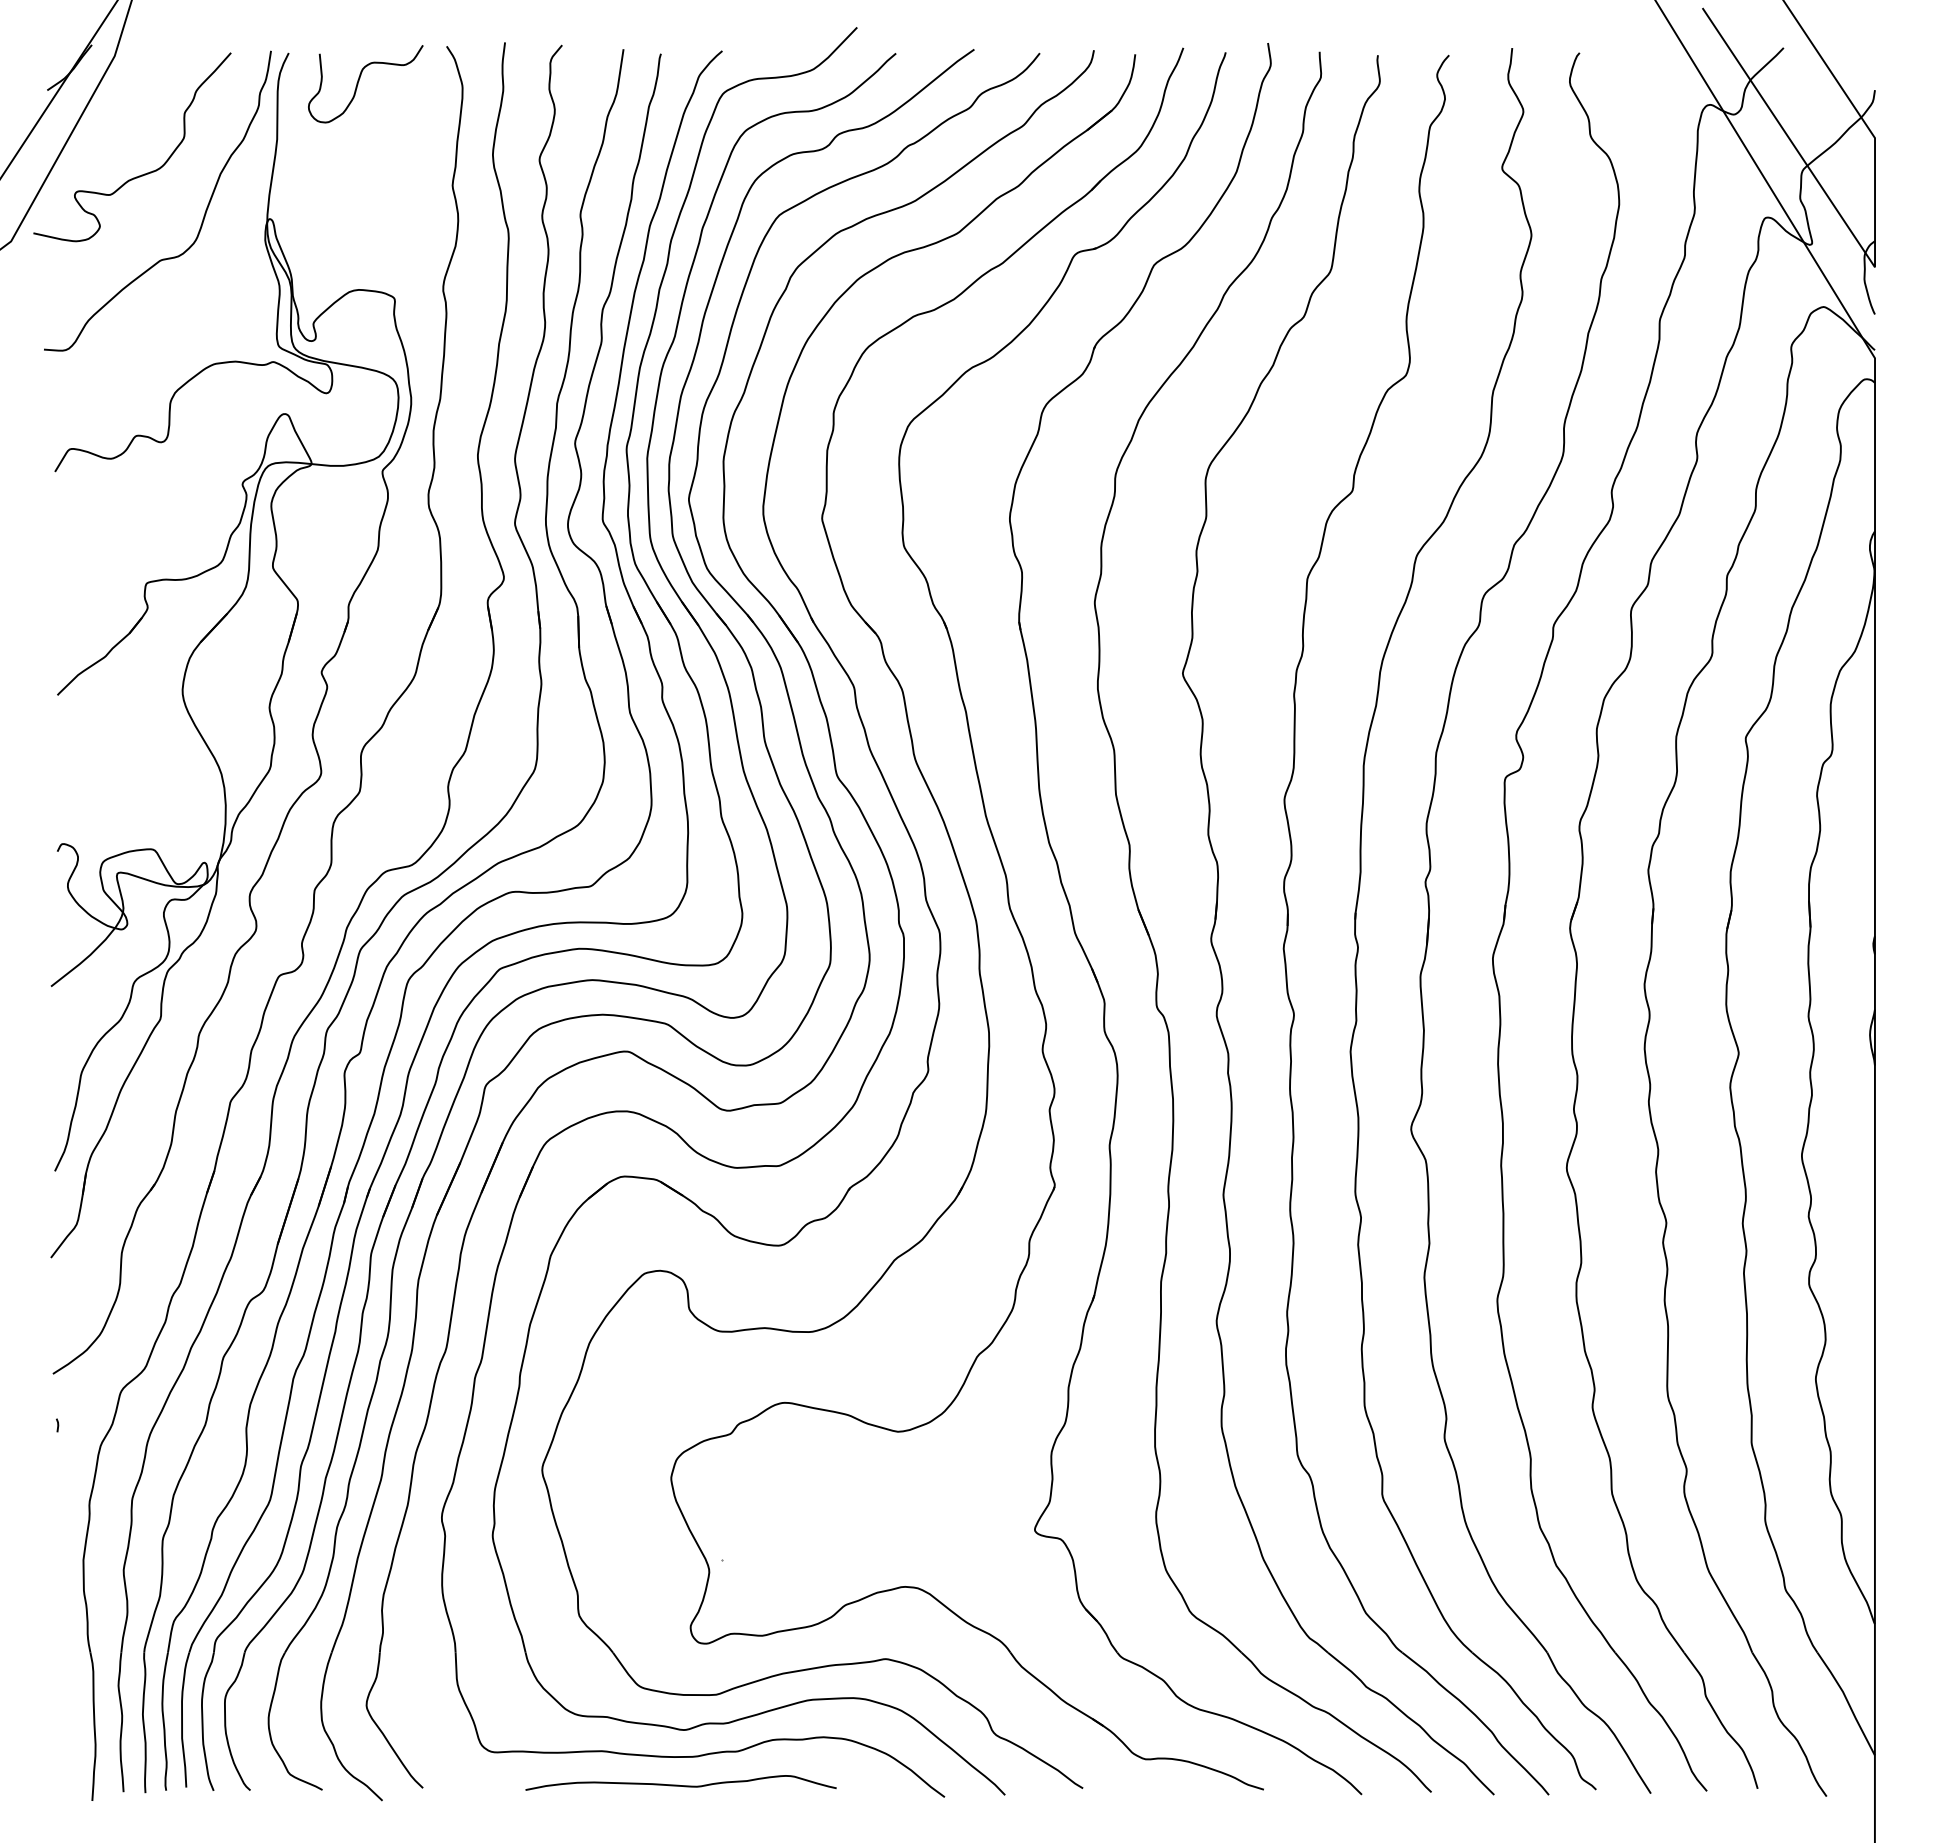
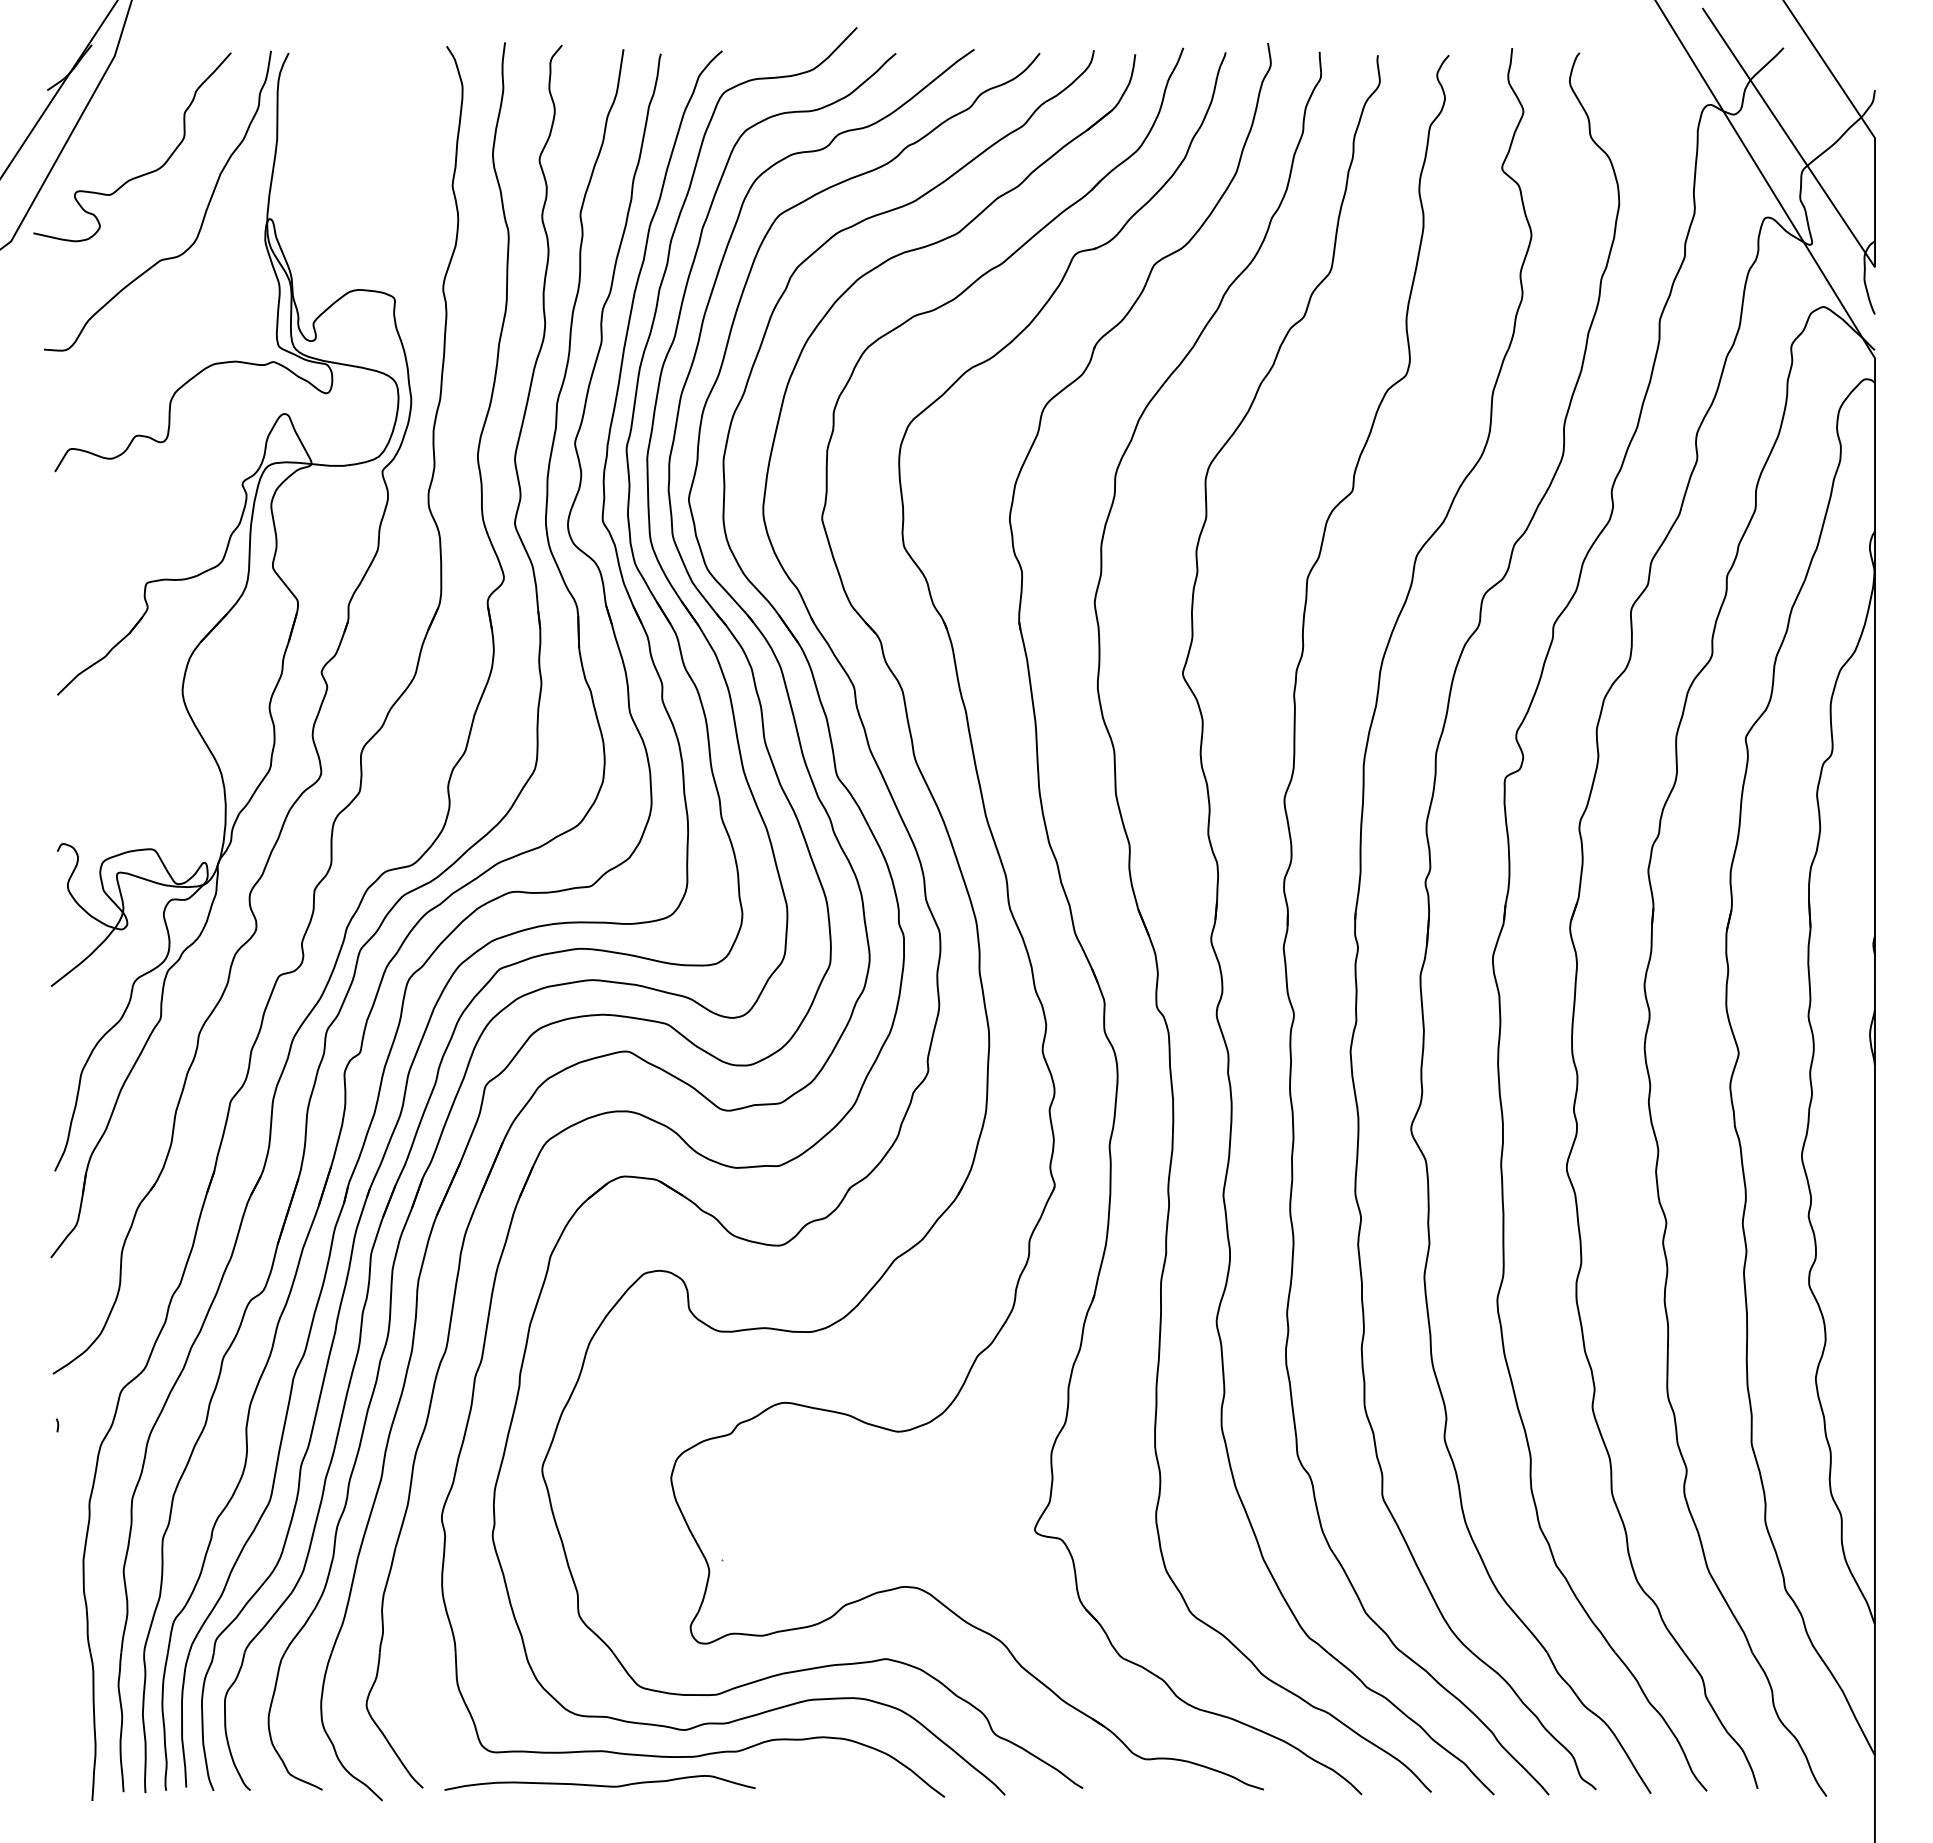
curve: present -> none (359, 81)
curve position: (678, 1784) -> (597, 1784) (597, 1784)
